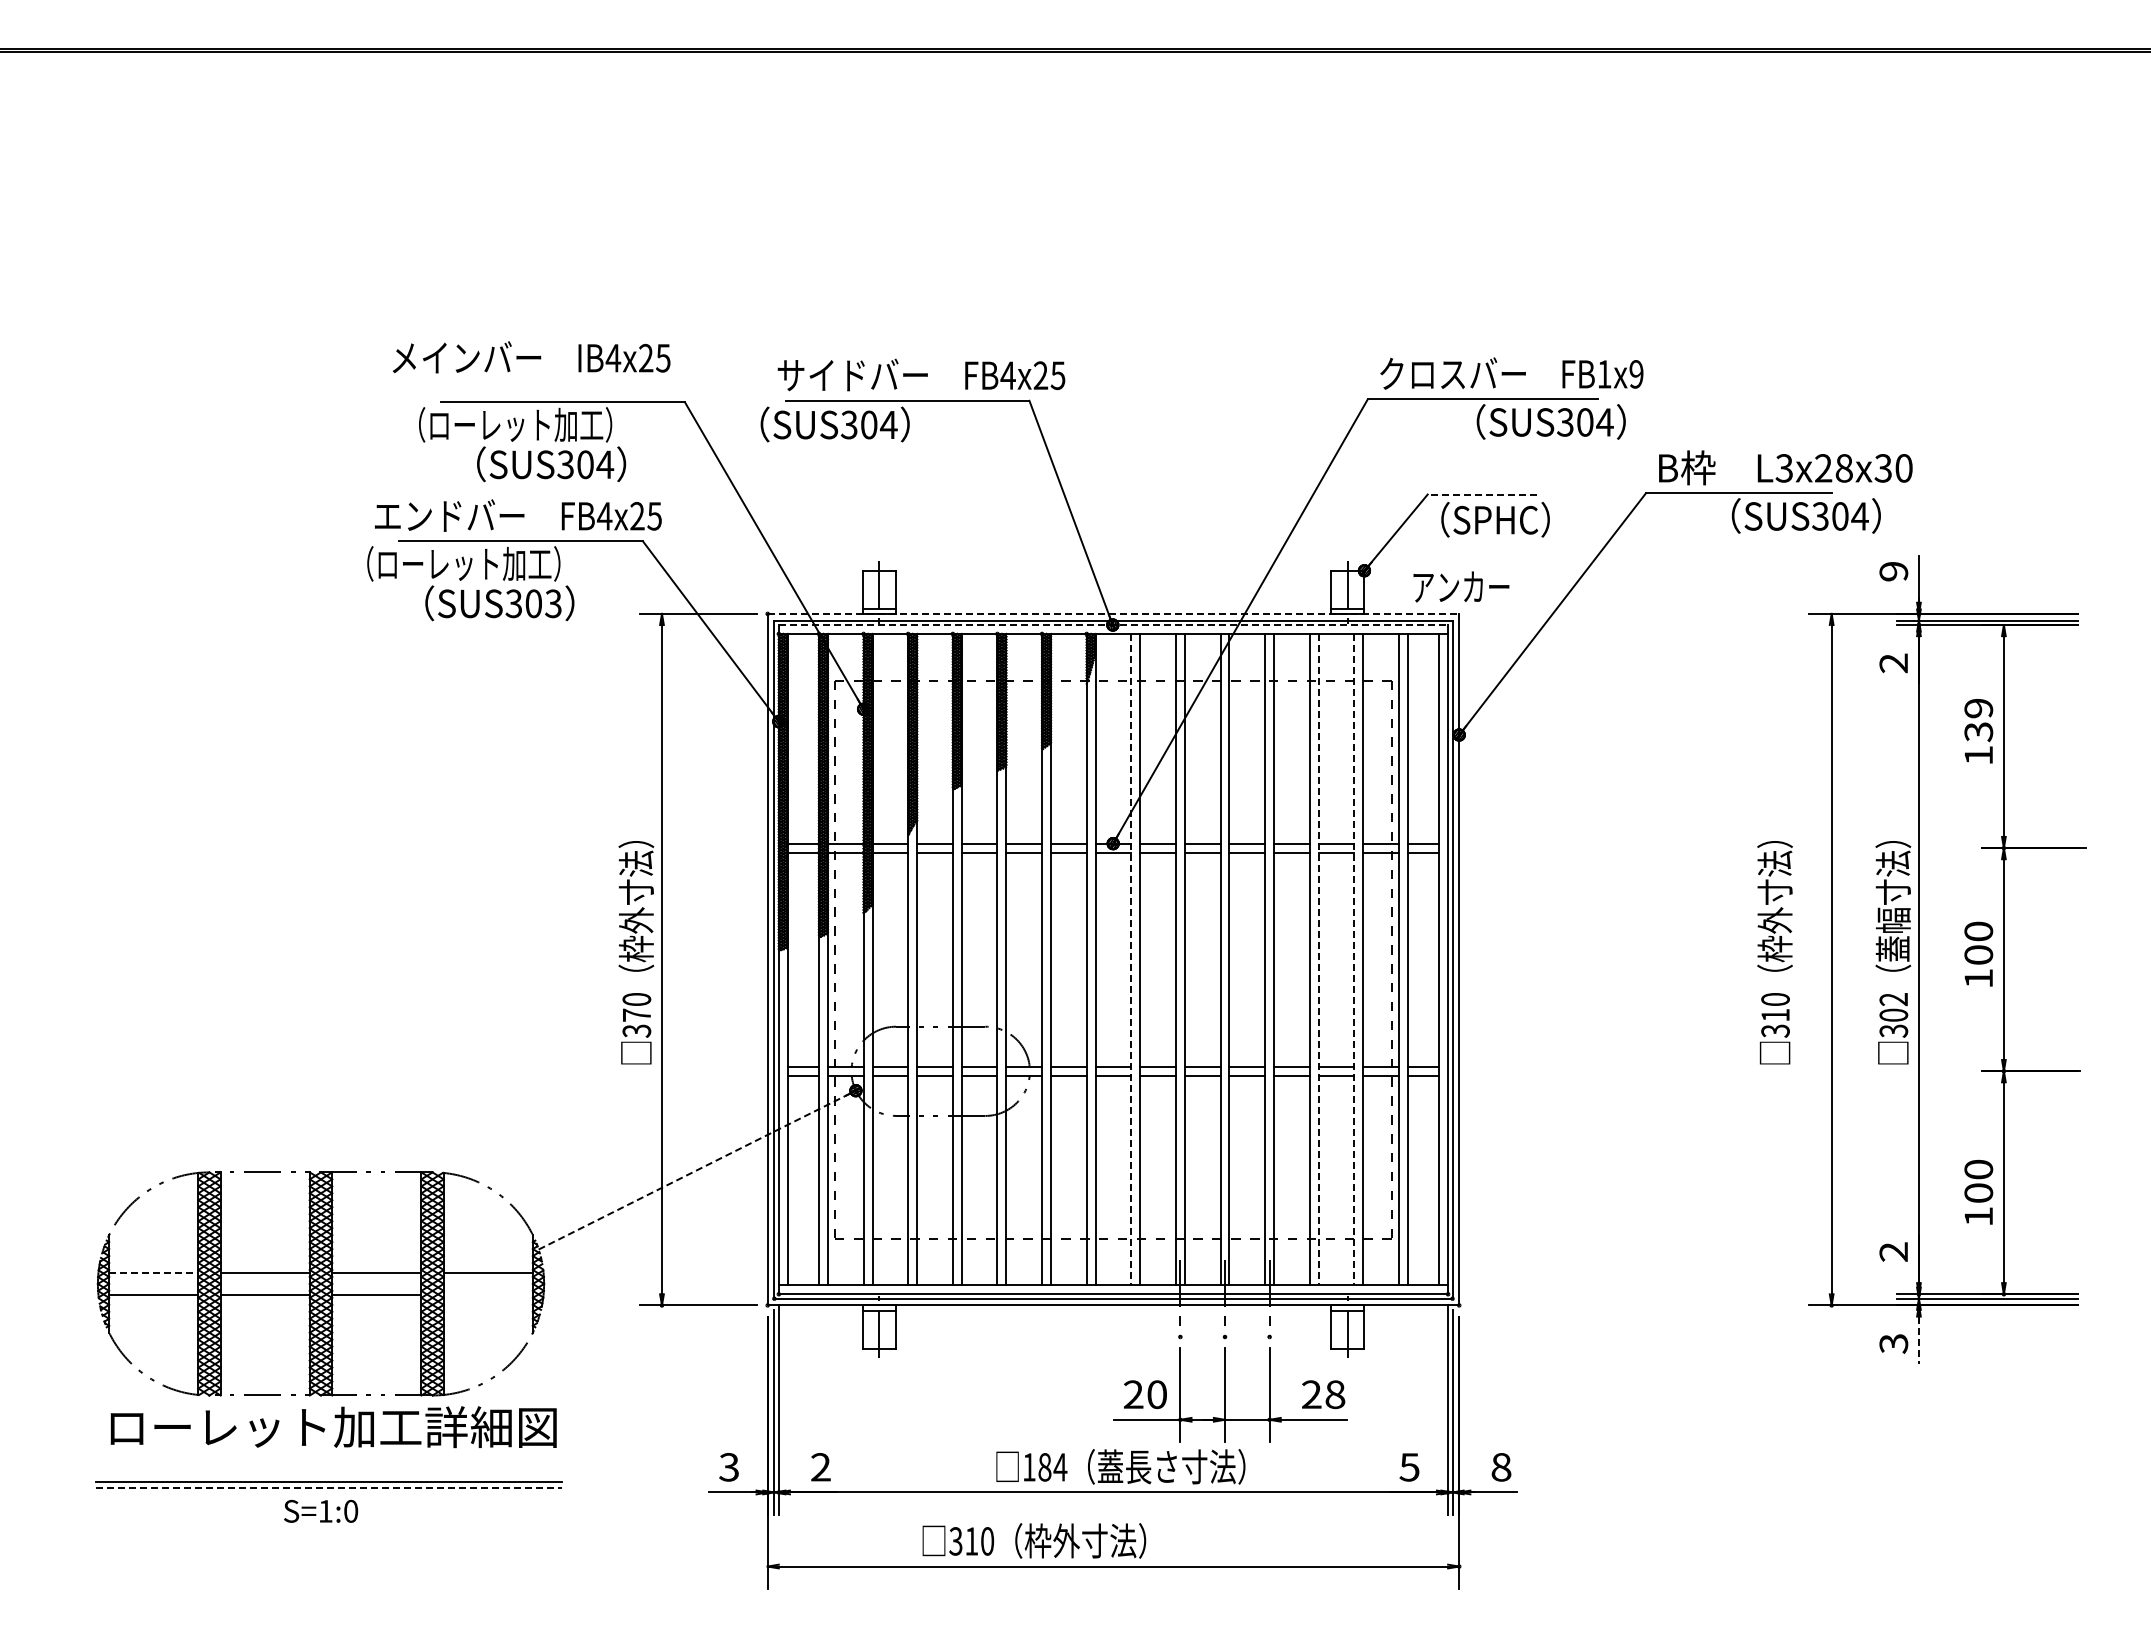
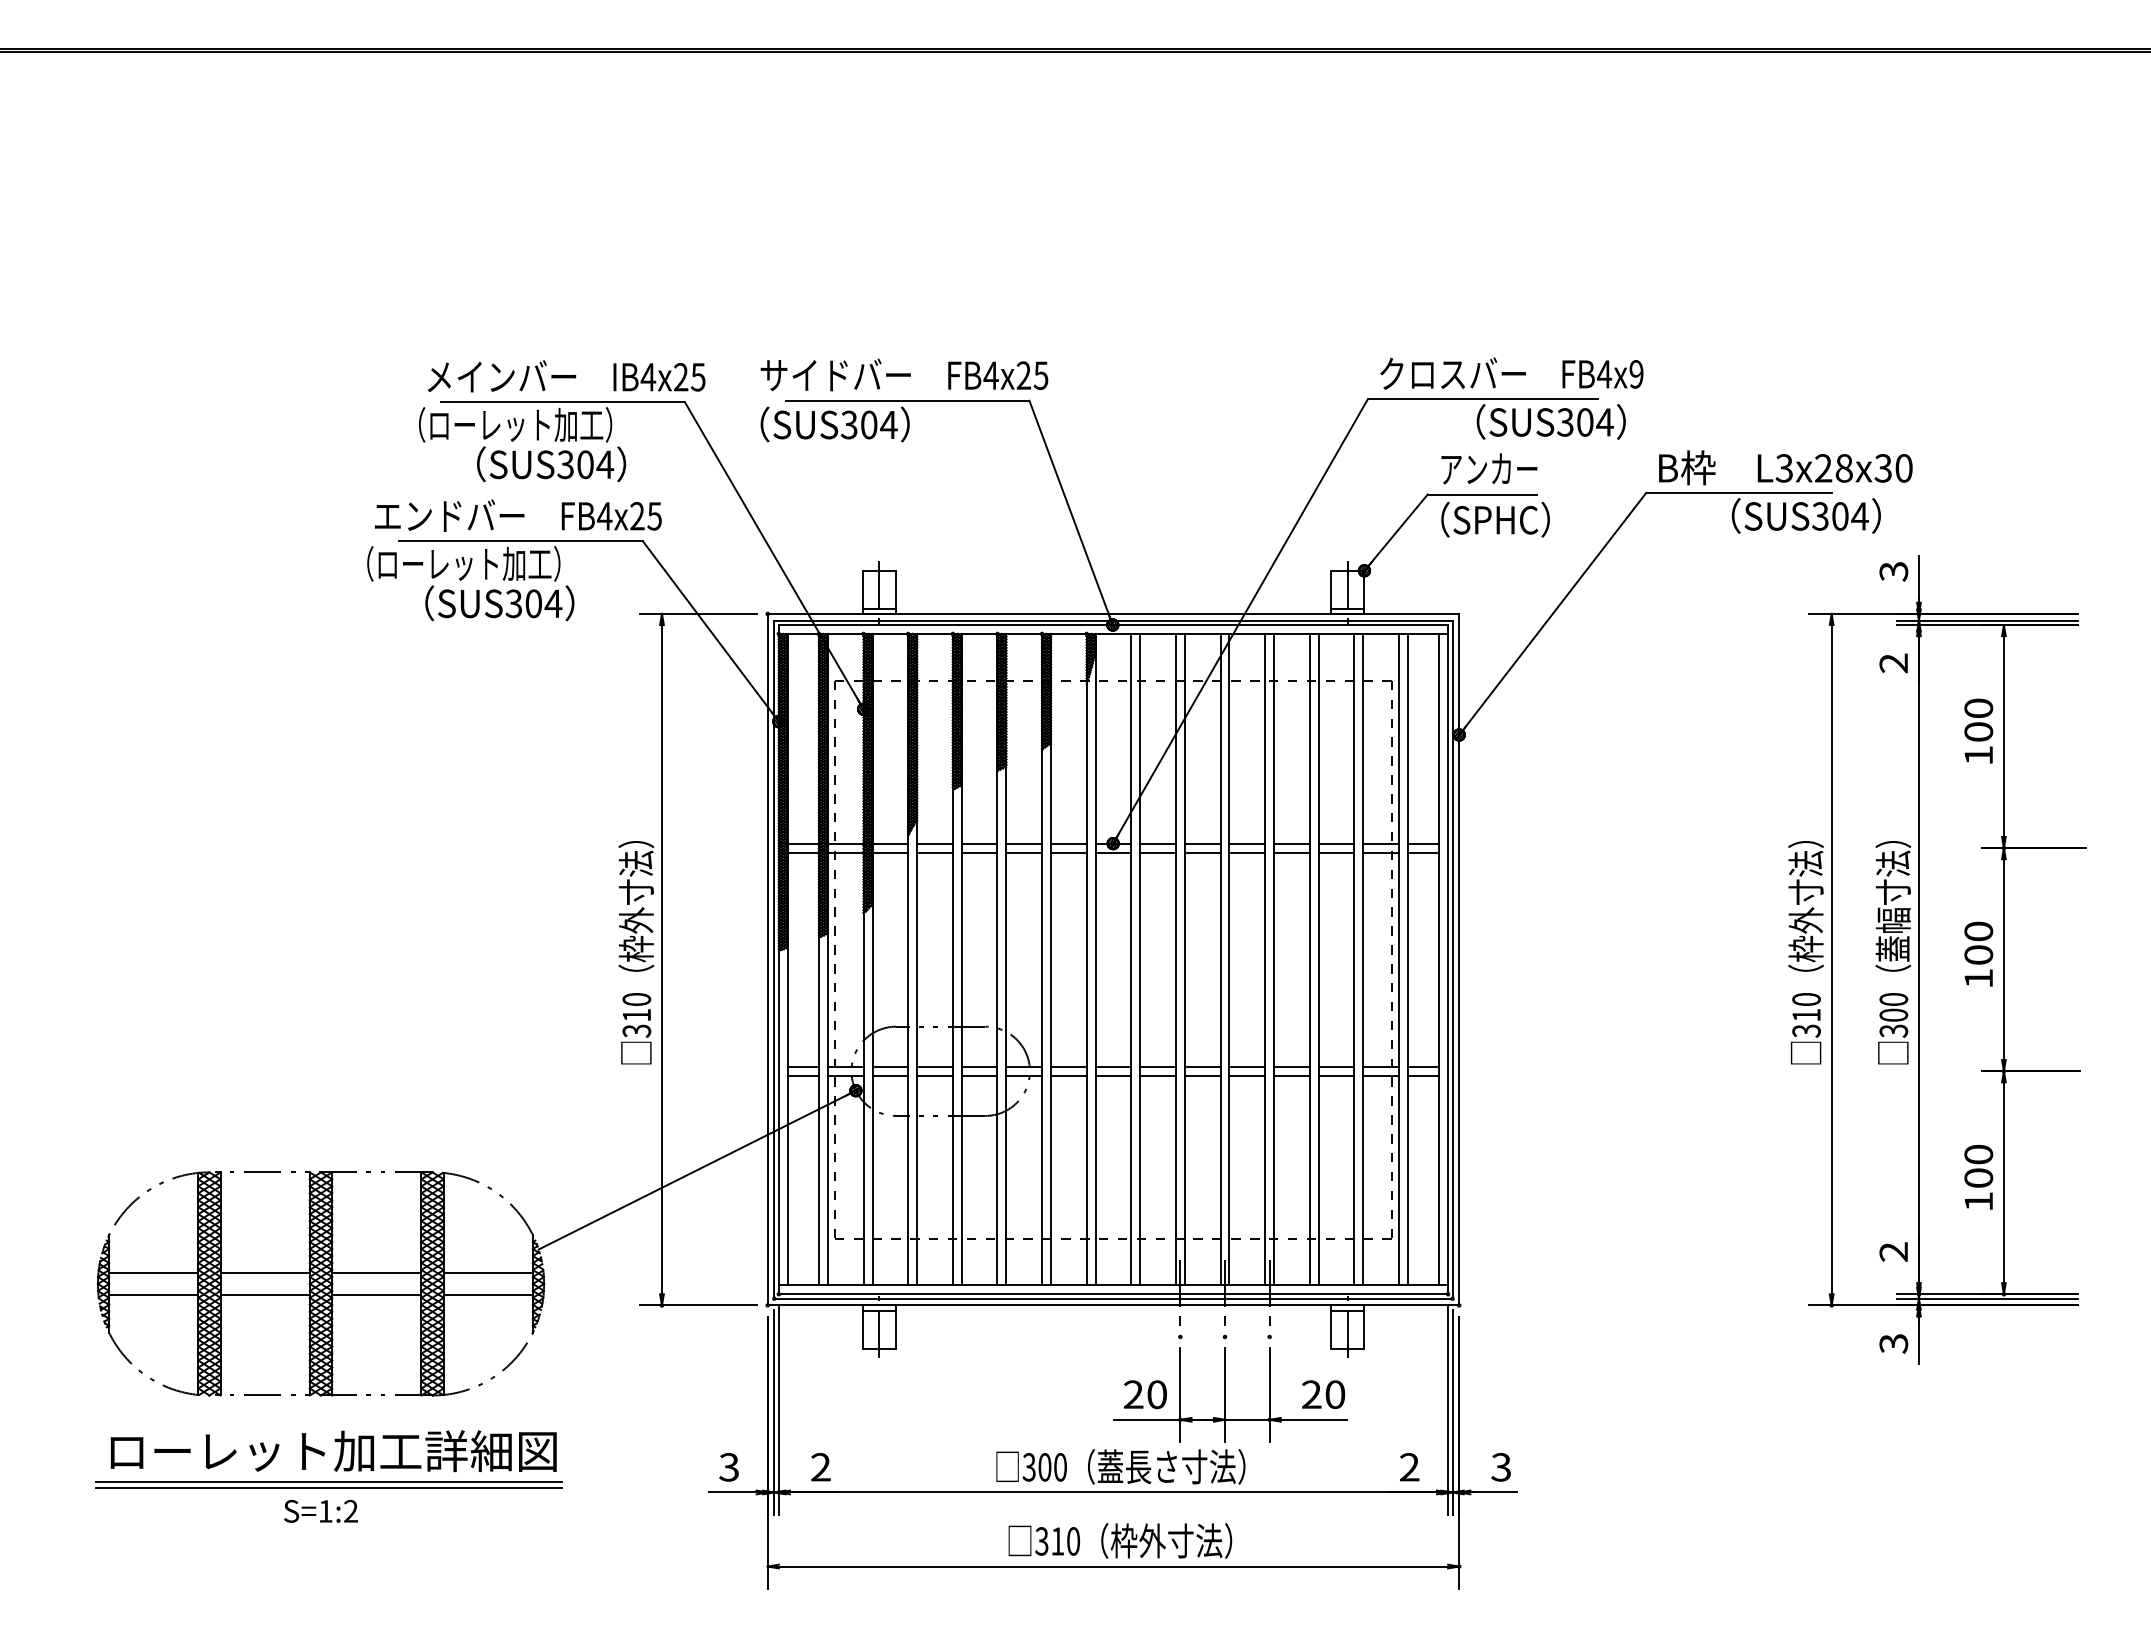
text position: (531, 357) -> (566, 376) (566, 376)
text position: (921, 374) -> (904, 374) (904, 374)
text: FB1x9 -> FB4x9 (1604, 374)
line: dashed -> solid (1482, 494)
text: 9 -> 3 (1893, 571)
text position: (1461, 586) -> (1489, 468) (1489, 468)
text: SUS303 -> SUS304 (553, 603)
line: dashed -> solid (1113, 613)
line: dashed -> solid (1113, 625)
text: 139 -> 100 (1978, 720)
text position: (1774, 952) -> (1805, 952) (1805, 952)
line: dashed -> solid (1131, 959)
line: dashed -> solid (1318, 959)
line: dashed -> solid (1354, 959)
text: 302 -> 300 (1893, 999)
text: 370 -> 310 (636, 1014)
line: dashed -> solid (696, 1170)
text position: (1978, 1192) -> (1978, 1177) (1978, 1177)
line: dashed -> solid (153, 1272)
line: none -> present (487, 1295)
line: dashed -> solid (1918, 1340)
text: 28 -> 20 (1335, 1394)
text position: (333, 1427) -> (333, 1451) (333, 1451)
text: 184 -> 300 (1044, 1467)
text: 5 -> 2 (1409, 1467)
text: 8 -> 3 (1501, 1467)
line: dashed -> solid (329, 1487)
text: S=1:0 -> S=1:2 (351, 1511)
text position: (1034, 1540) -> (1120, 1540) (1120, 1540)
